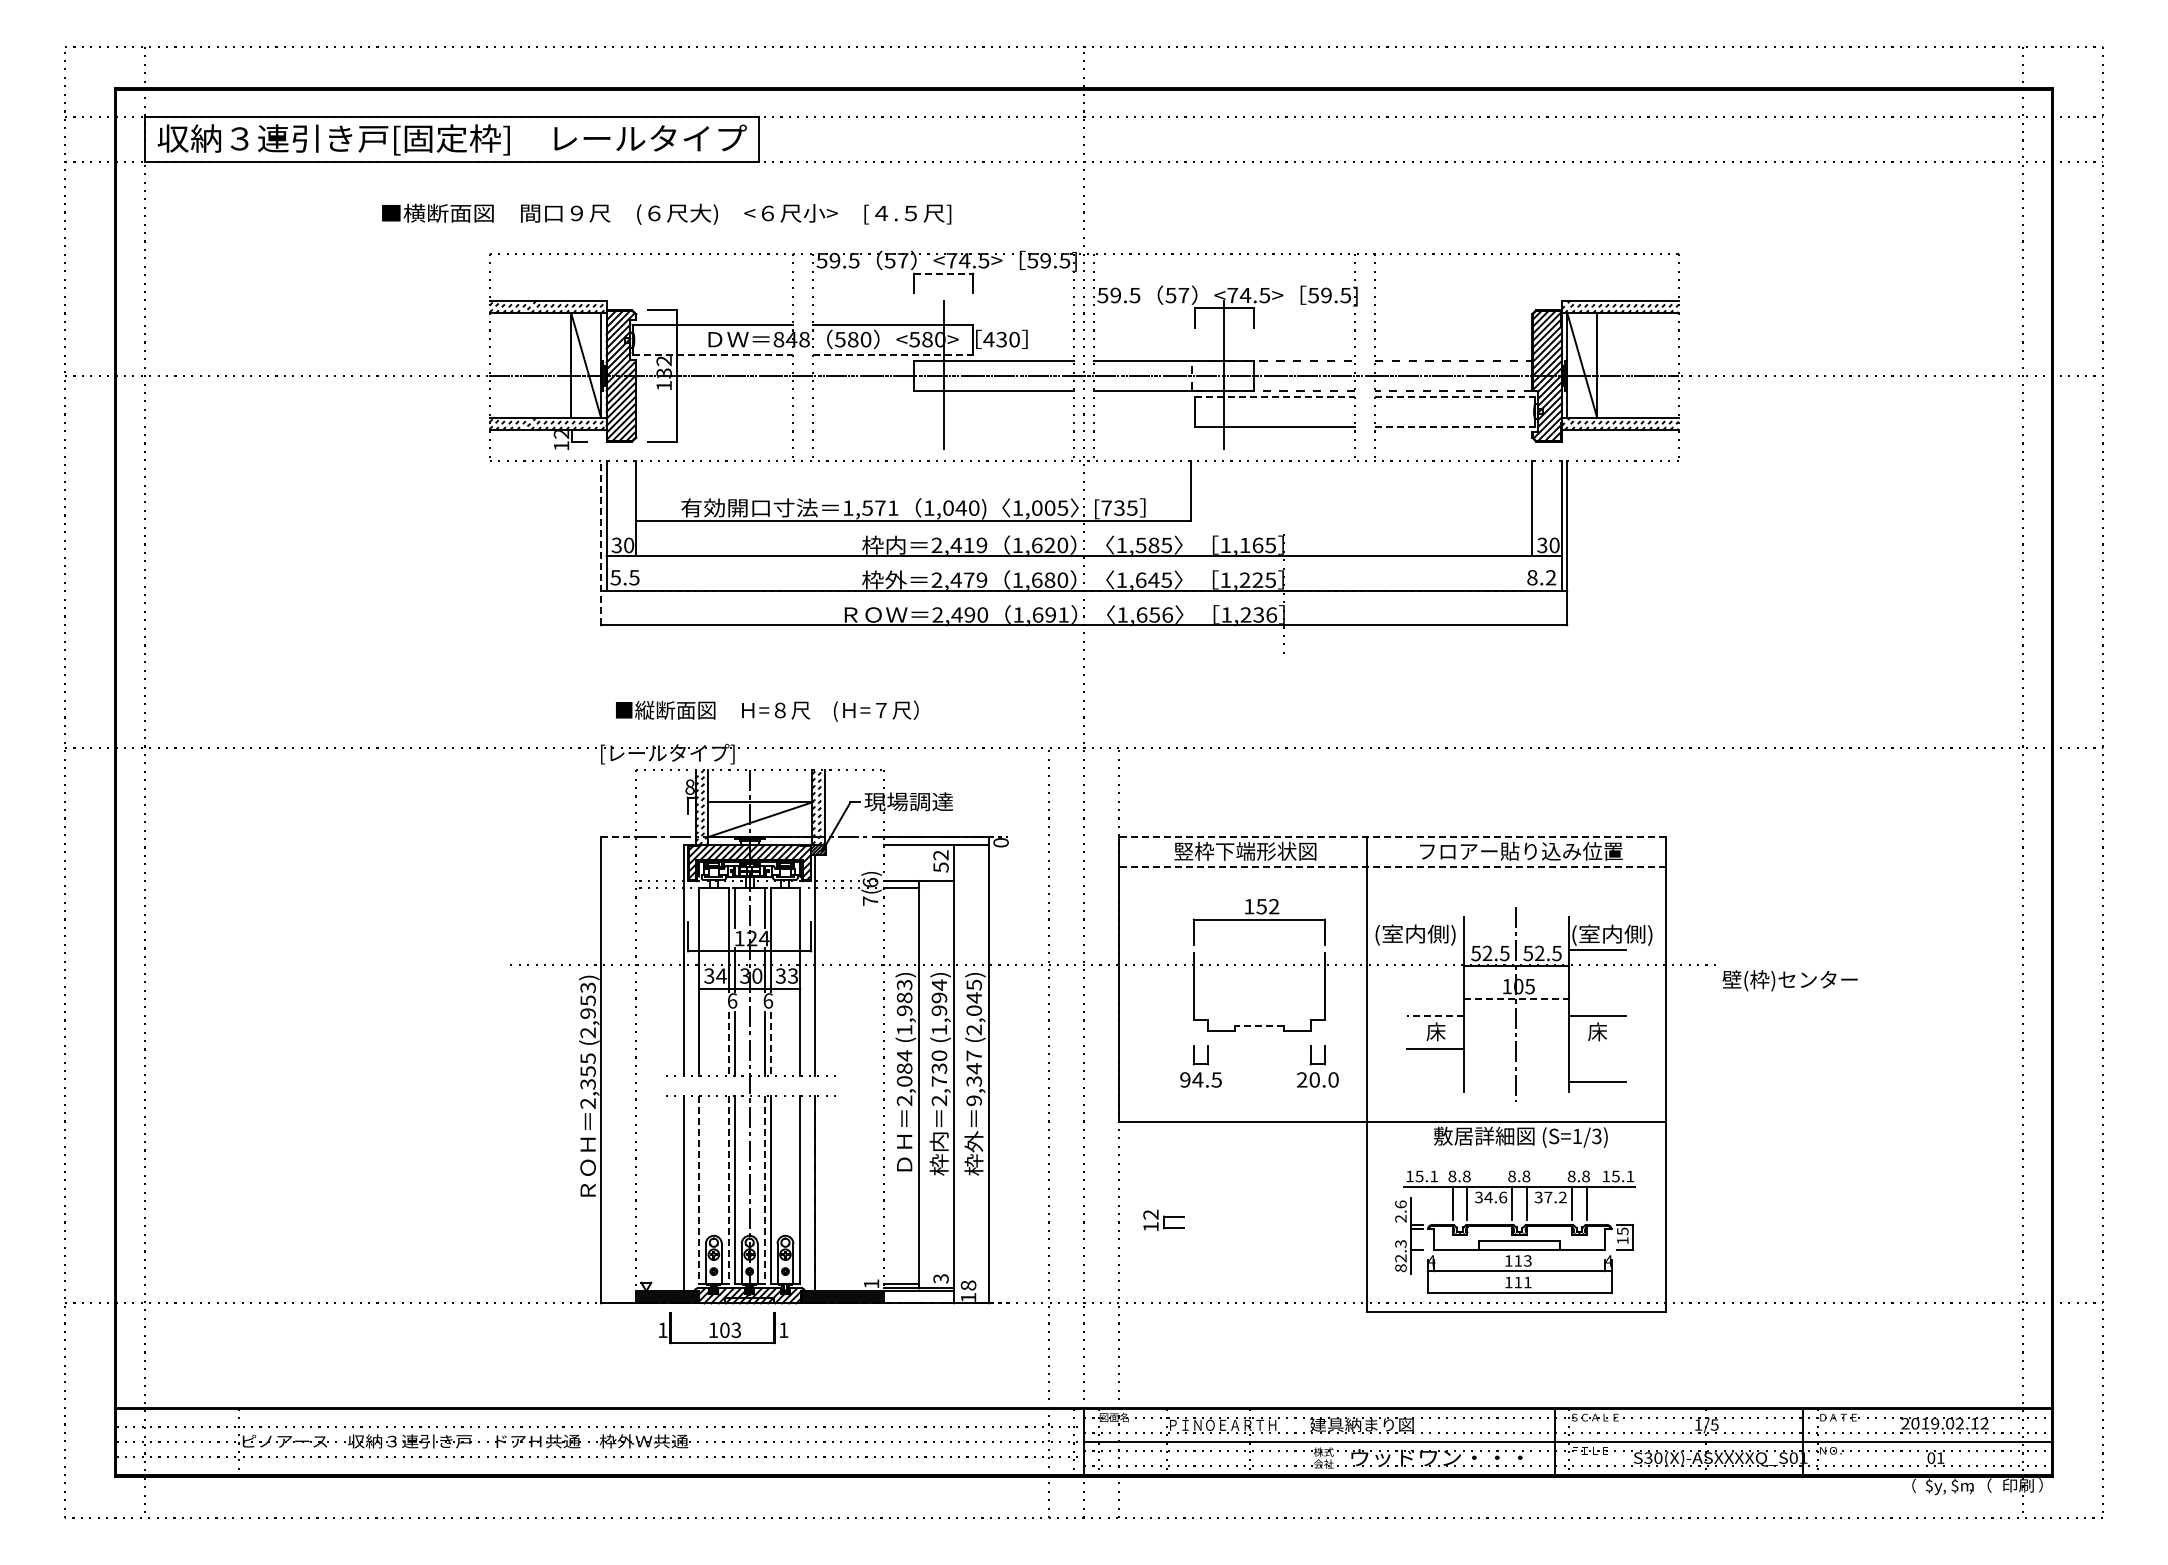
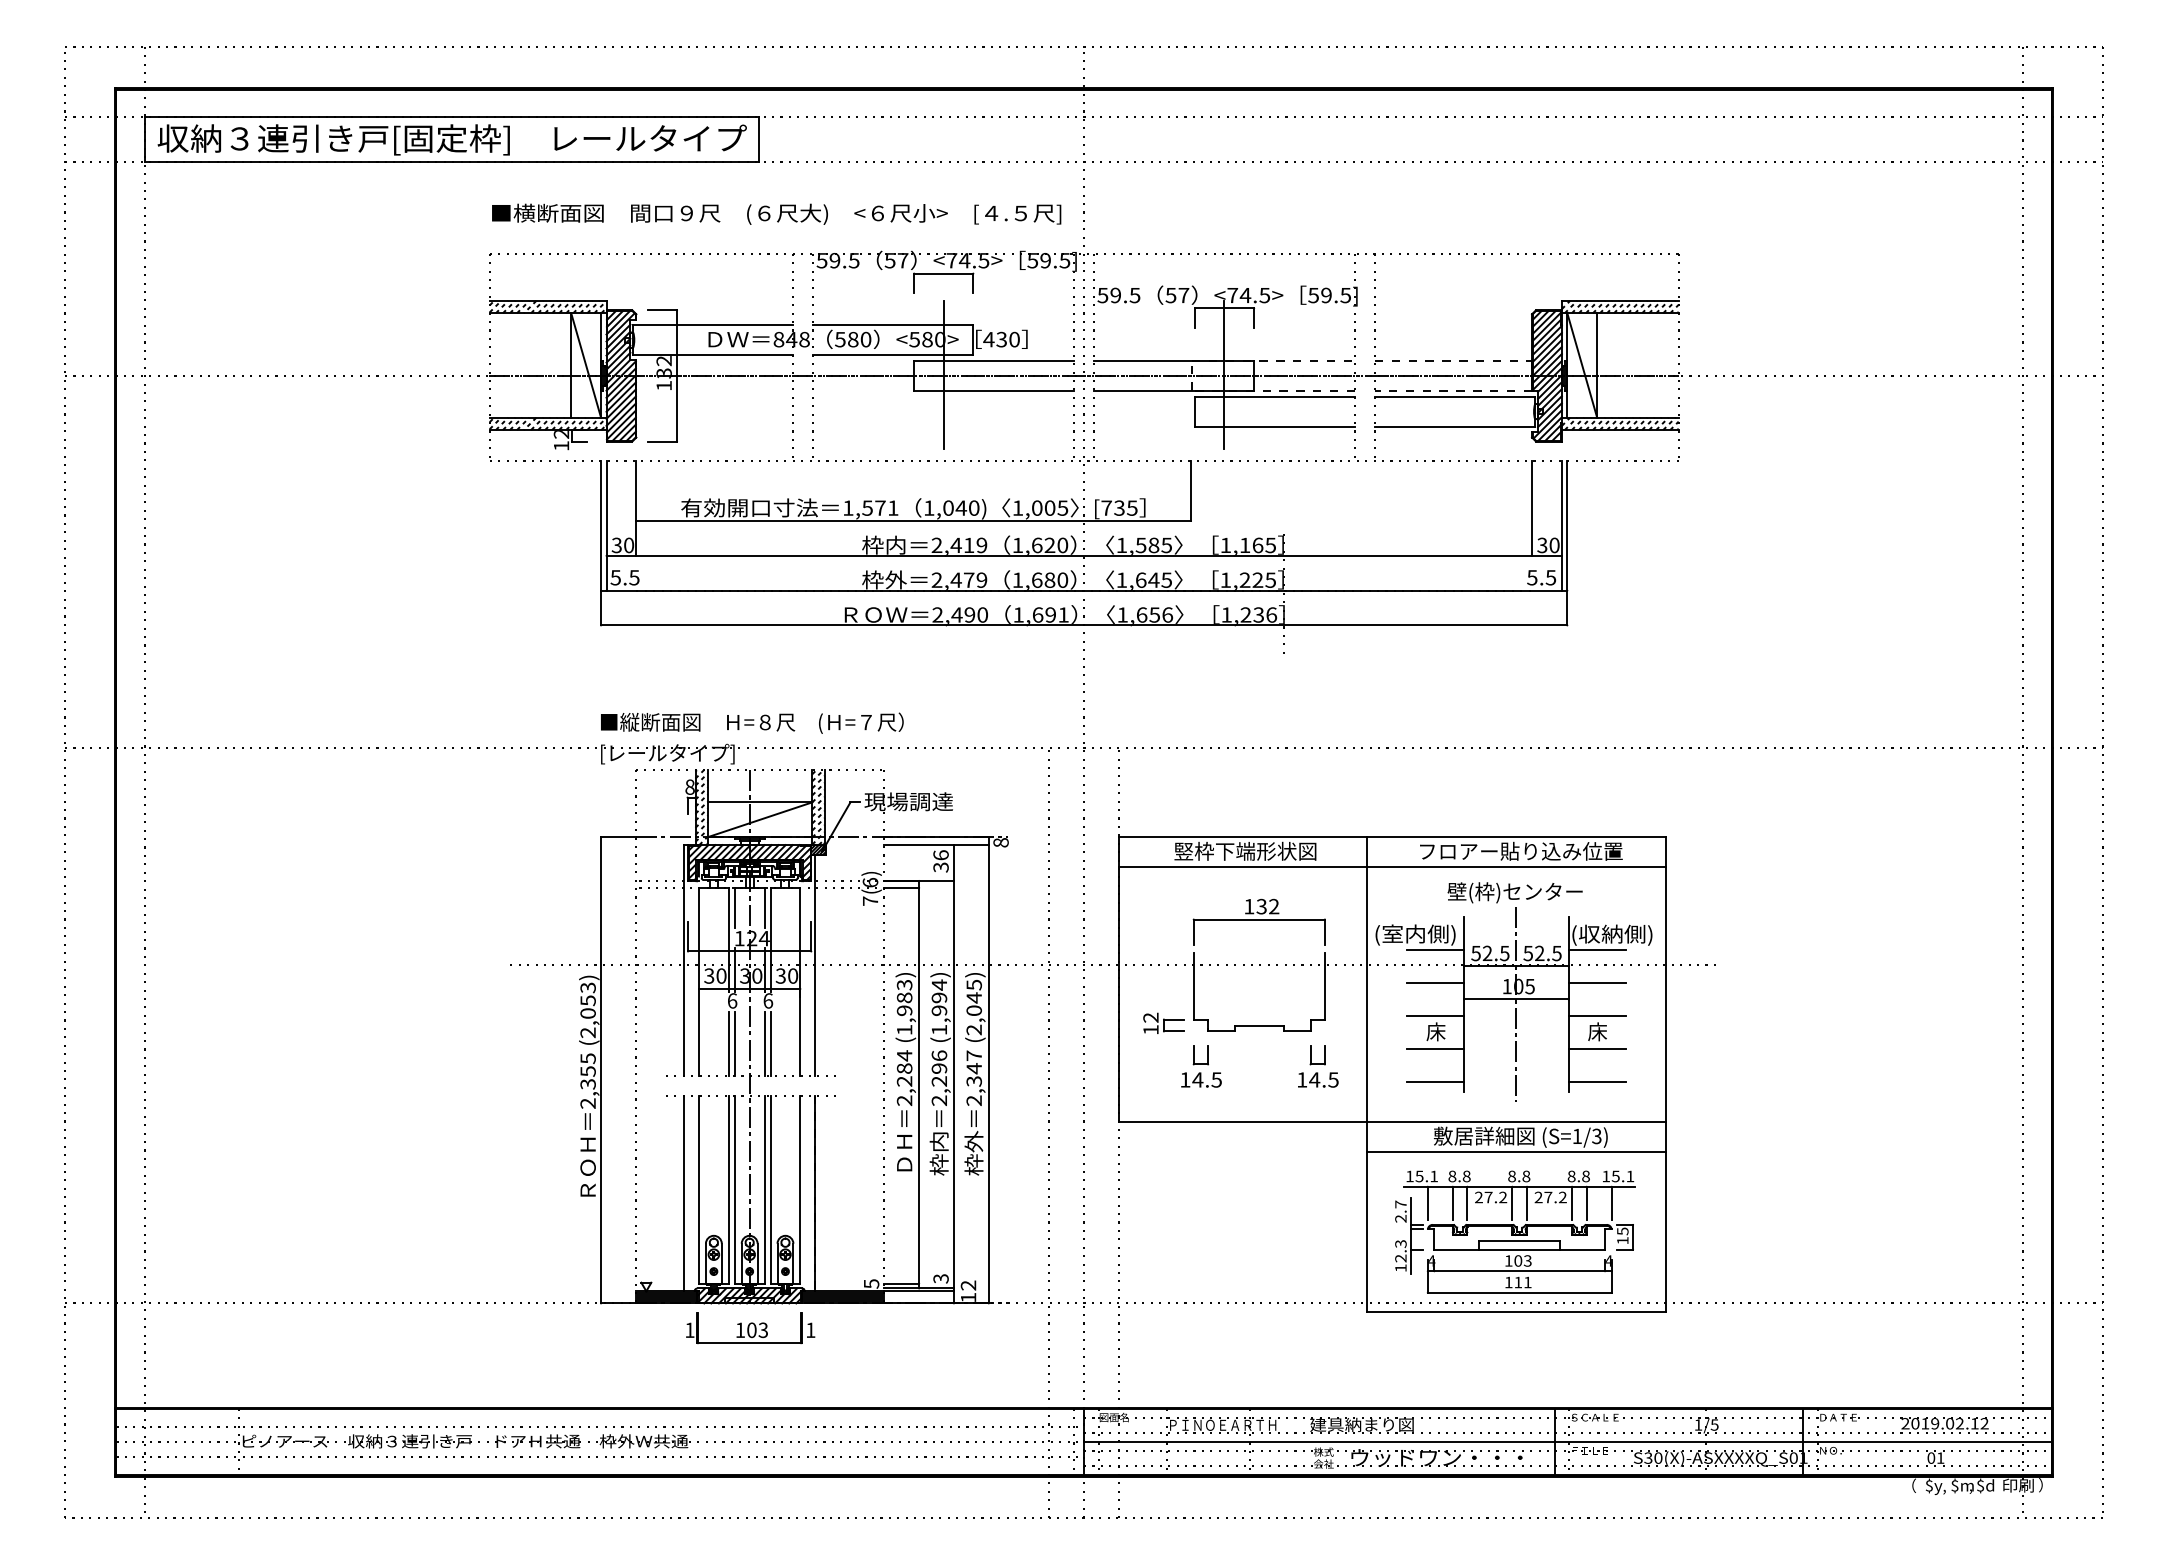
text position: (666, 213) -> (776, 213) (776, 213)
line: dashed -> solid (943, 273)
line: dashed -> solid (713, 355)
line: dashed -> solid (893, 355)
line: dashed -> solid (1275, 396)
line: dashed -> solid (1455, 396)
line: dashed -> solid (1455, 426)
line: dashed -> solid (601, 542)
text: 8.2 -> 5.5 (1541, 577)
text position: (767, 710) -> (752, 722) (752, 722)
line: dashed -> solid (618, 837)
line: dashed -> solid (1391, 837)
text: 0 -> 8 (1000, 842)
text: 52 -> 36 (940, 860)
line: dashed -> solid (1391, 866)
text: 152 -> 132 (1261, 905)
text: (室内側) -> (収納側) (1600, 933)
line: none -> present (1435, 949)
text: 34 -> 30 (721, 975)
text: 33 -> 30 (793, 975)
text position: (1789, 980) -> (1514, 892) (1514, 892)
line: none -> present (1435, 982)
line: none -> present (1596, 982)
line: dashed -> solid (1516, 999)
text: (2,953) -> (2,053) (587, 1013)
line: dashed -> solid (1435, 1016)
line: dashed -> solid (1258, 1025)
line: dashed -> solid (728, 1043)
line: dashed -> solid (770, 1043)
line: none -> present (1596, 1049)
text: 2,730 -> 2,296 (939, 1068)
text: 94.5 -> 14.5 (1185, 1079)
text: 20.0 -> 14.5 (1317, 1079)
text: 2,084 -> 2,284 (904, 1081)
line: none -> present (1435, 1082)
text: 9,347 -> 2,347 (974, 1100)
line: none -> present (1516, 1151)
line: dashed -> solid (698, 1189)
line: dashed -> solid (728, 1189)
line: dashed -> solid (764, 1189)
text: 34.6 -> 27.2 (1491, 1197)
text: 37.2 -> 27.2 (1538, 1197)
line: none -> present (1427, 1202)
line: none -> present (1611, 1202)
text: 2.6 -> 2.7 (1400, 1204)
part position: (1163, 1219) -> (1163, 1022) (1163, 1022)
text: 113 -> 103 (1518, 1260)
text: 82.3 -> 12.3 (1400, 1268)
text: 1 -> 5 (871, 1283)
text: 18 -> 12 (968, 1285)
part position: (723, 1328) -> (750, 1328) (750, 1328)
text: （ -> $d (1985, 1485)
